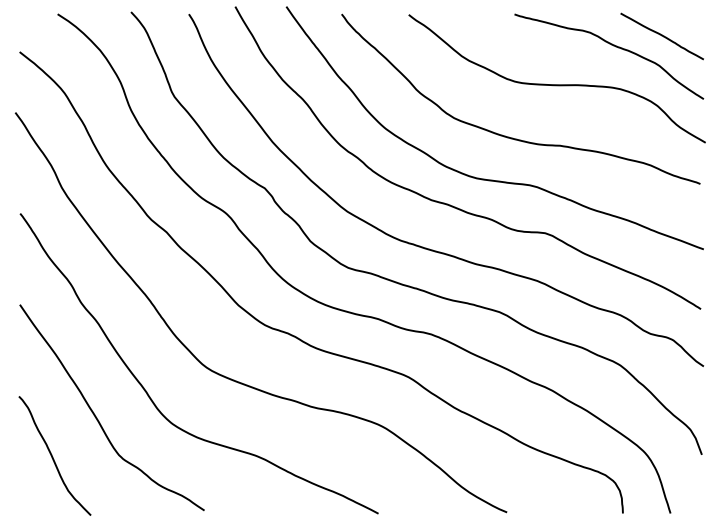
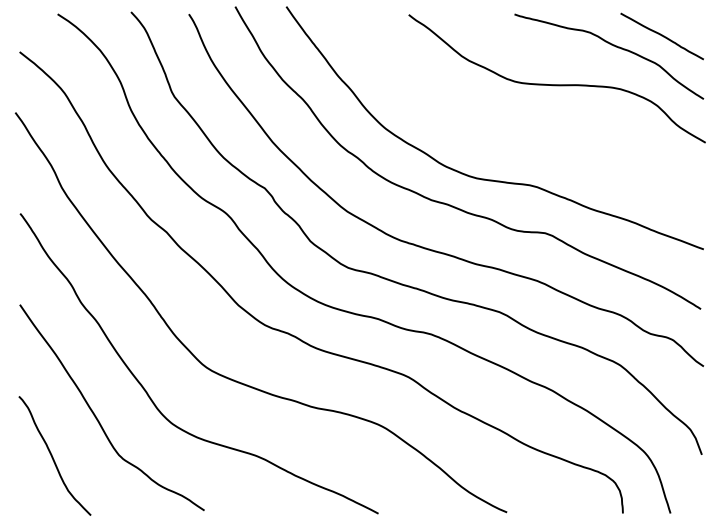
curve: present -> none (509, 136)
